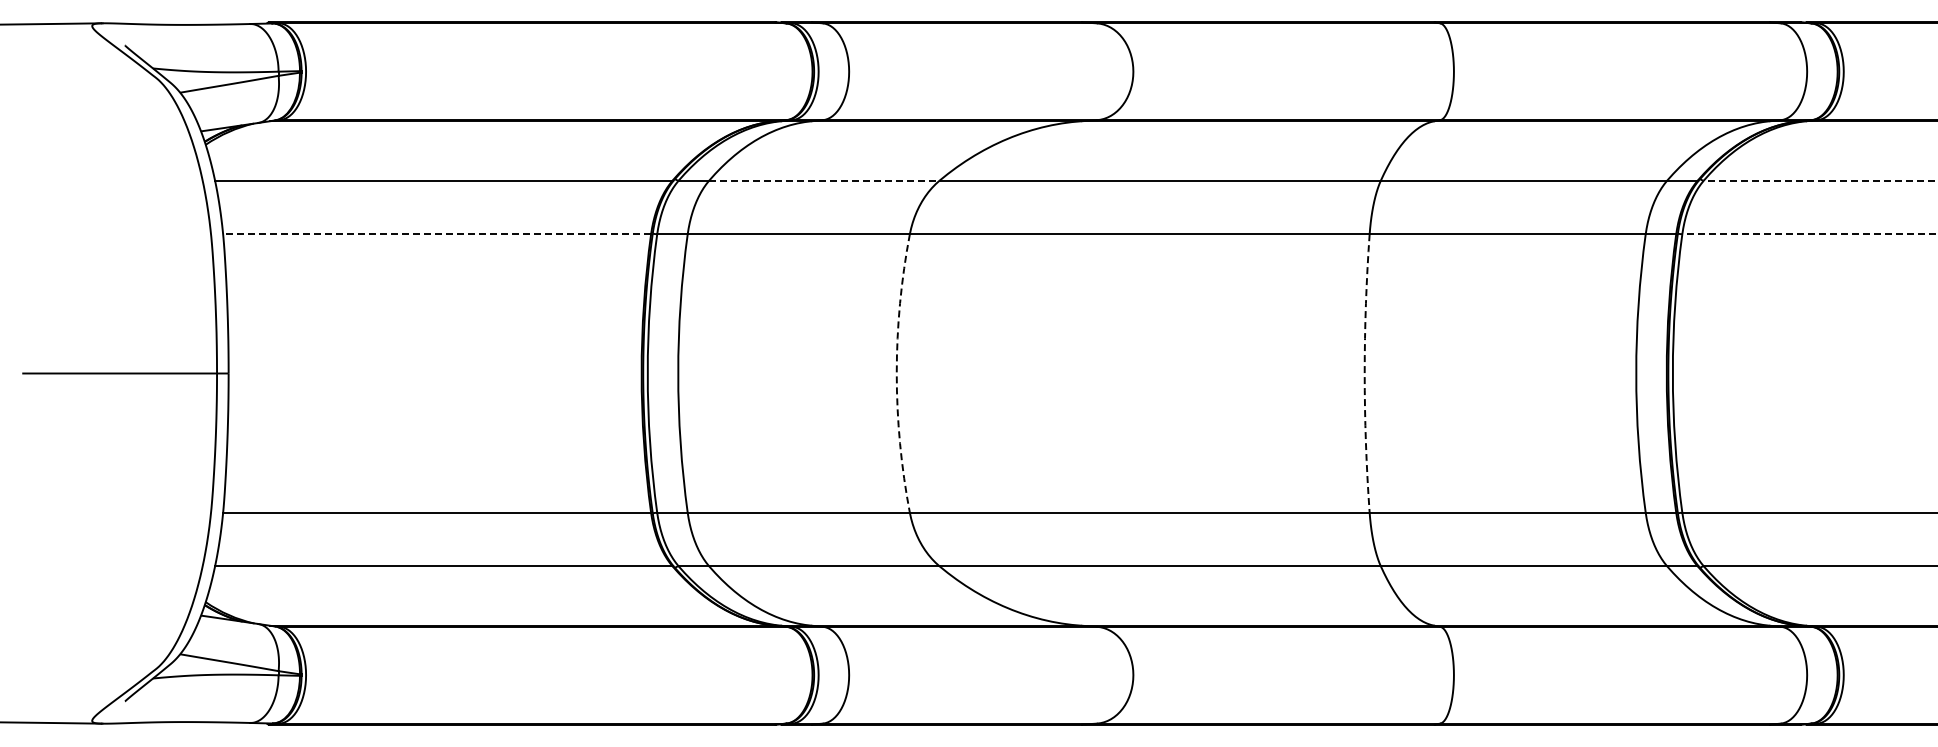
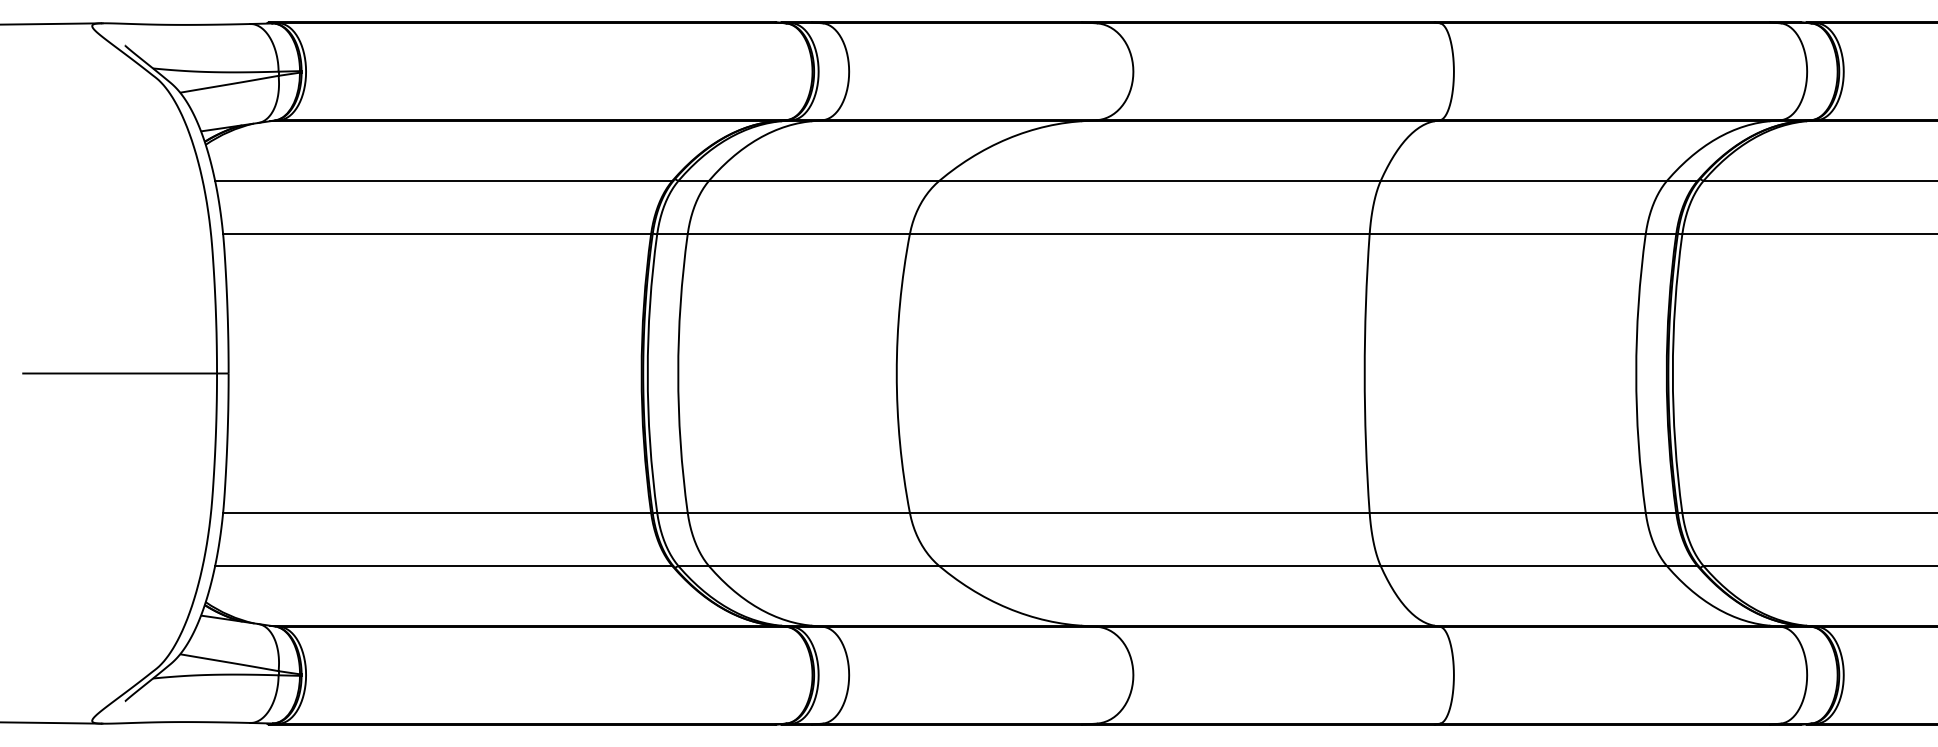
line: dashed -> solid (824, 180)
line: dashed -> solid (1820, 180)
line: dashed -> solid (436, 234)
line: dashed -> solid (1809, 234)
arc: dashed -> solid (896, 373)
arc: dashed -> solid (1364, 373)
